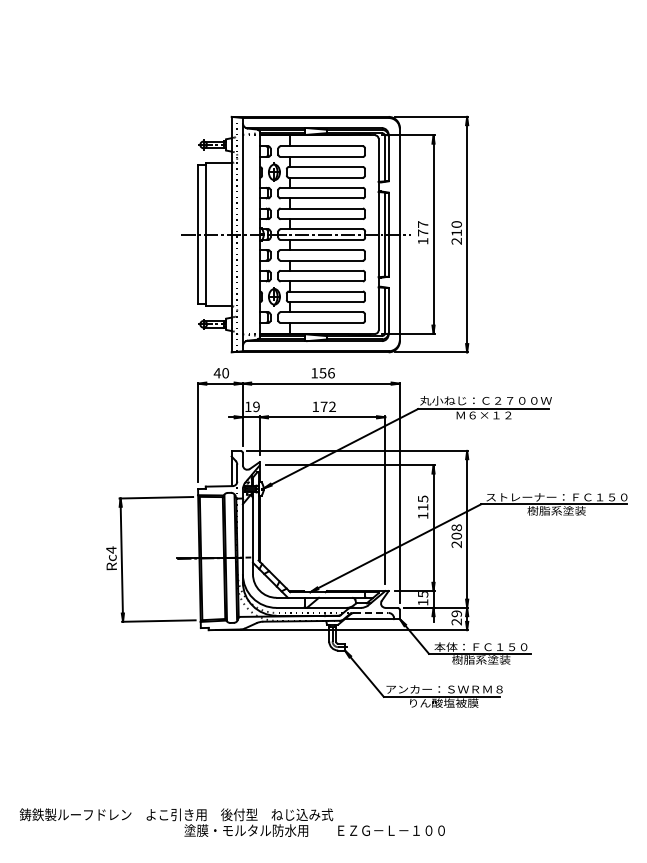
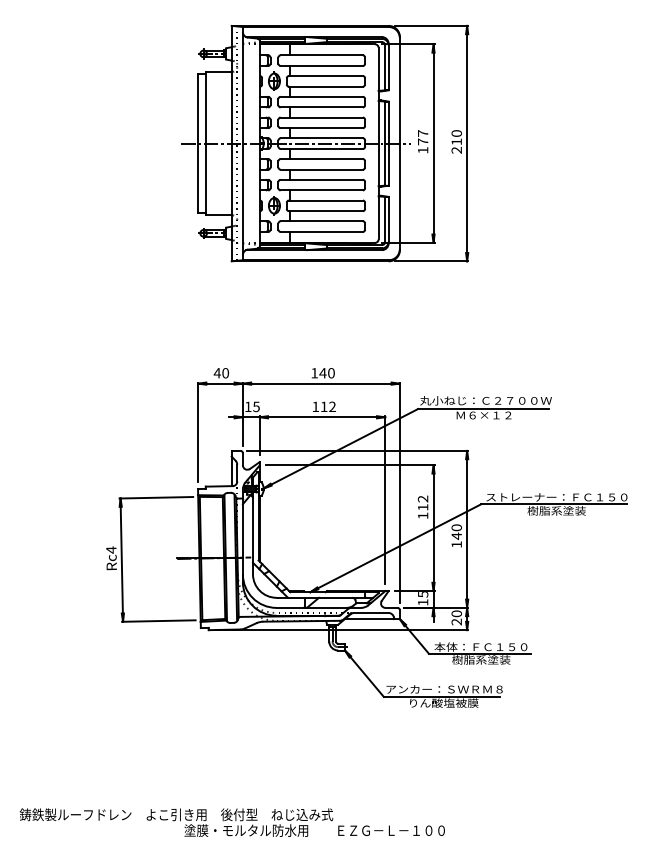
part position: (325, 234) -> (325, 143) (325, 143)
text: 156 -> 140 (326, 373)
text: 19 -> 15 (256, 406)
text: 172 -> 112 (323, 406)
text: 115 -> 112 (422, 498)
text: 208 -> 140 (456, 536)
line: dashed -> solid (371, 612)
text: 29 -> 20 (456, 613)
